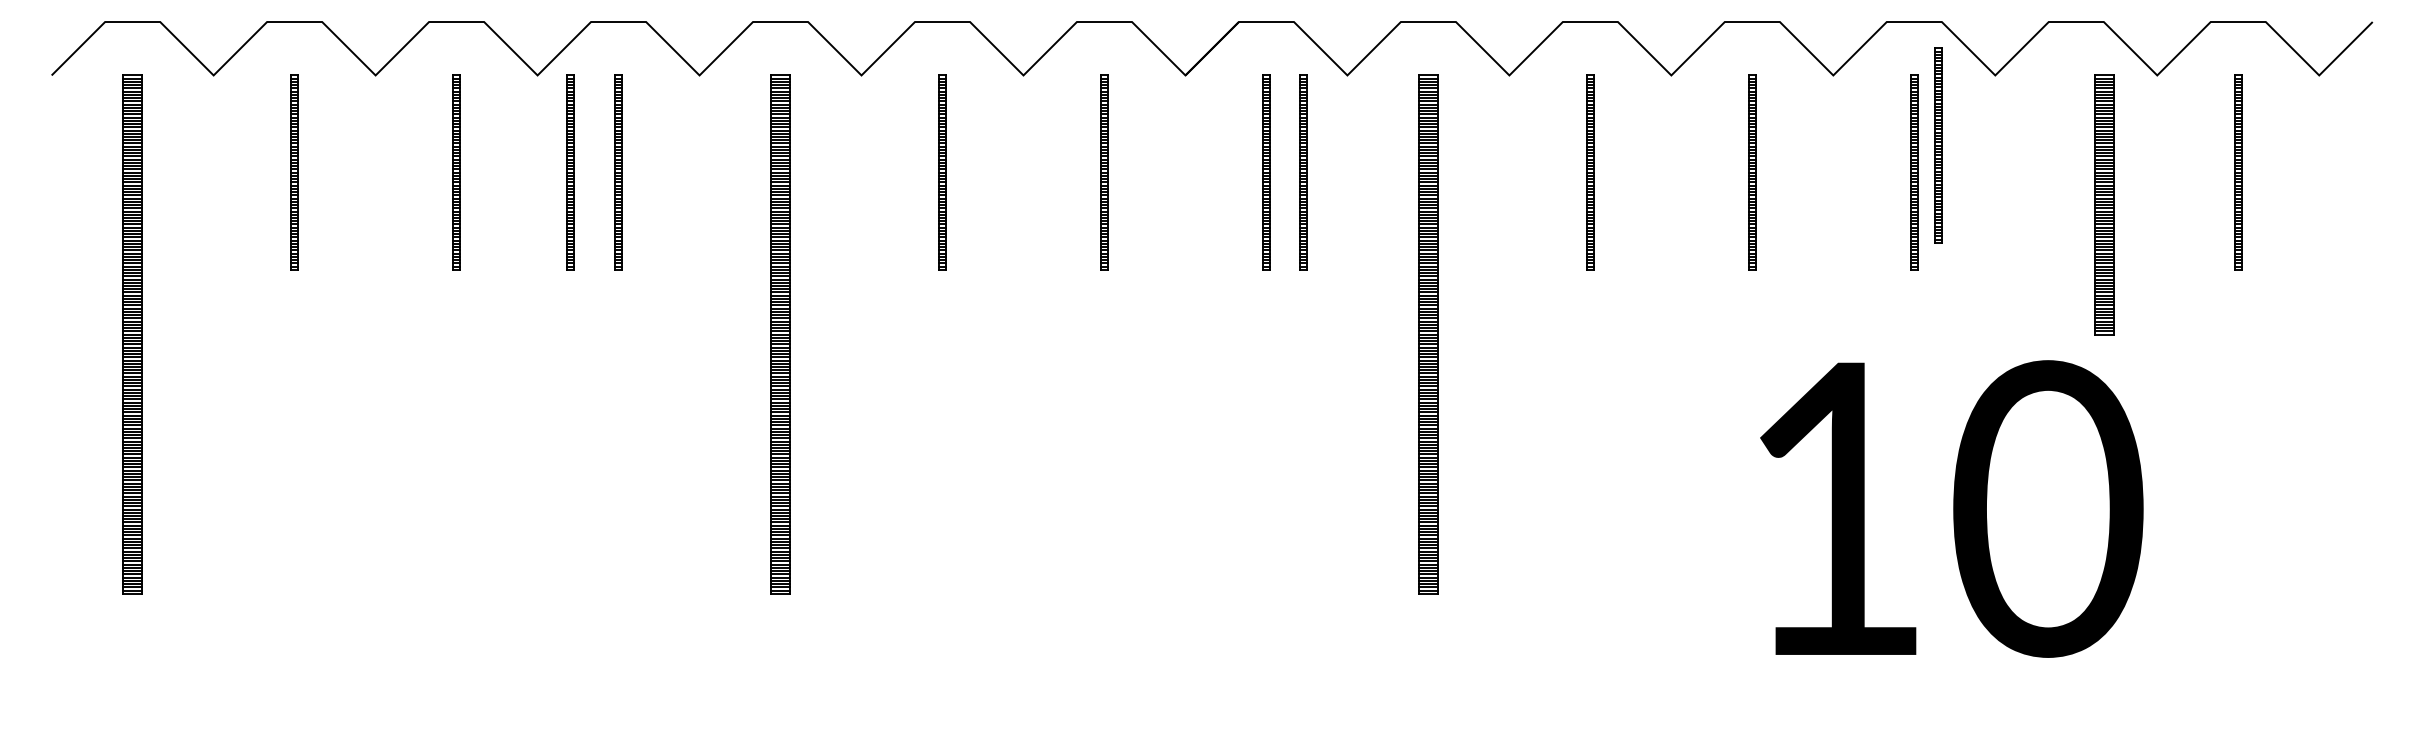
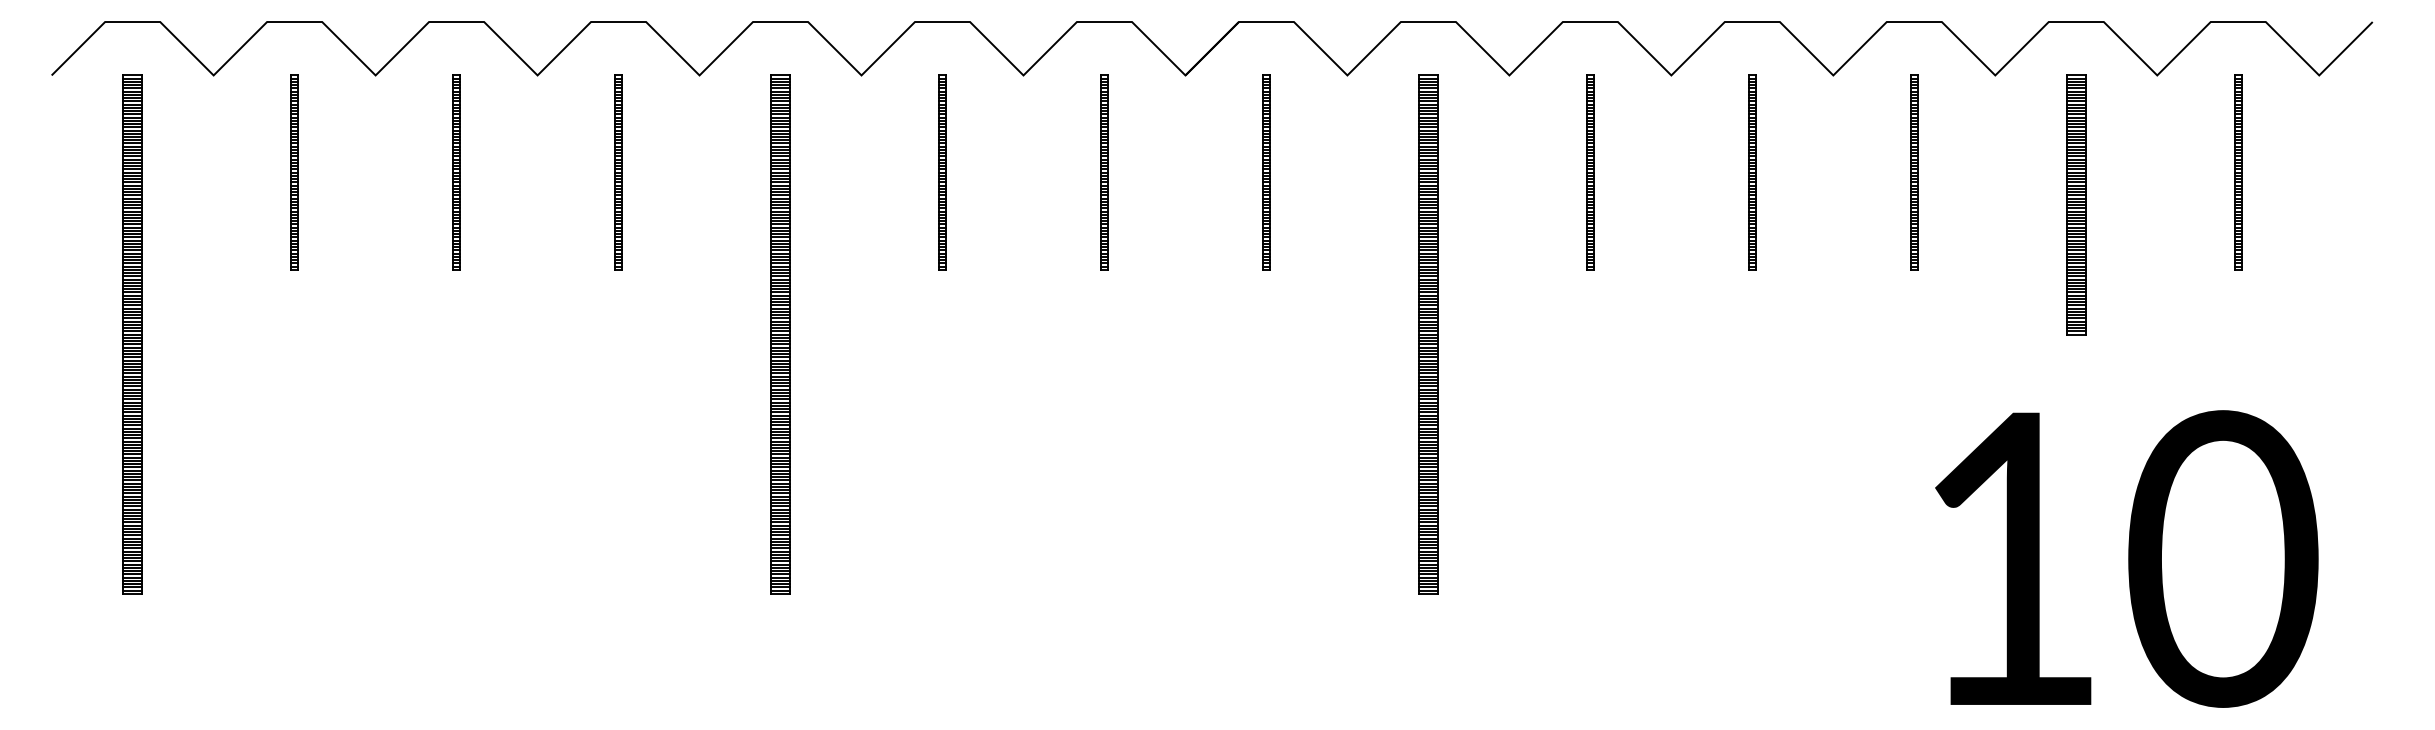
part: present -> none (1938, 145)
part: present -> none (570, 172)
part: present -> none (1303, 172)
part position: (2104, 204) -> (2076, 204) (2076, 204)
text position: (1951, 508) -> (2126, 558) (2126, 558)
